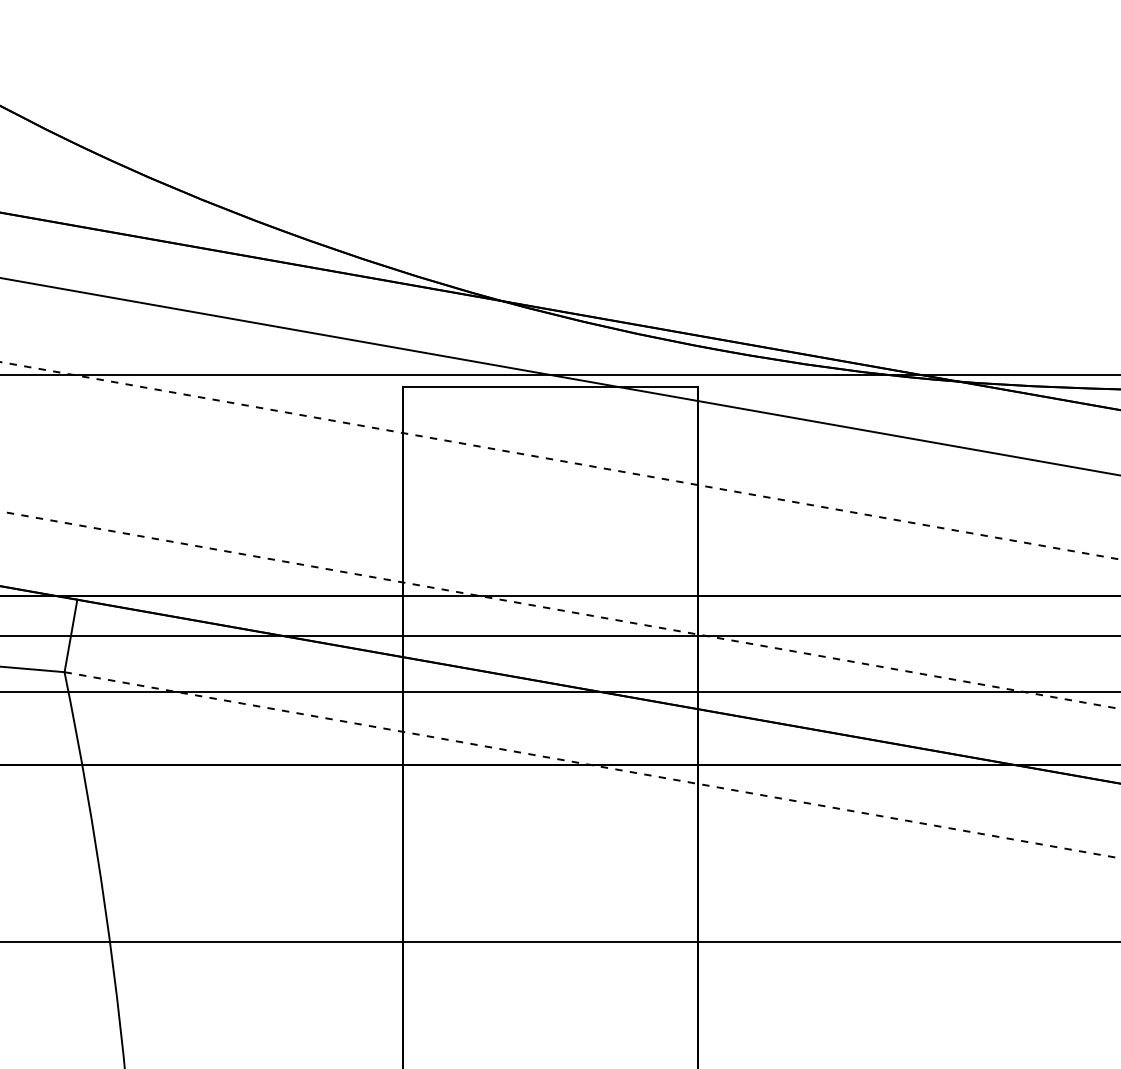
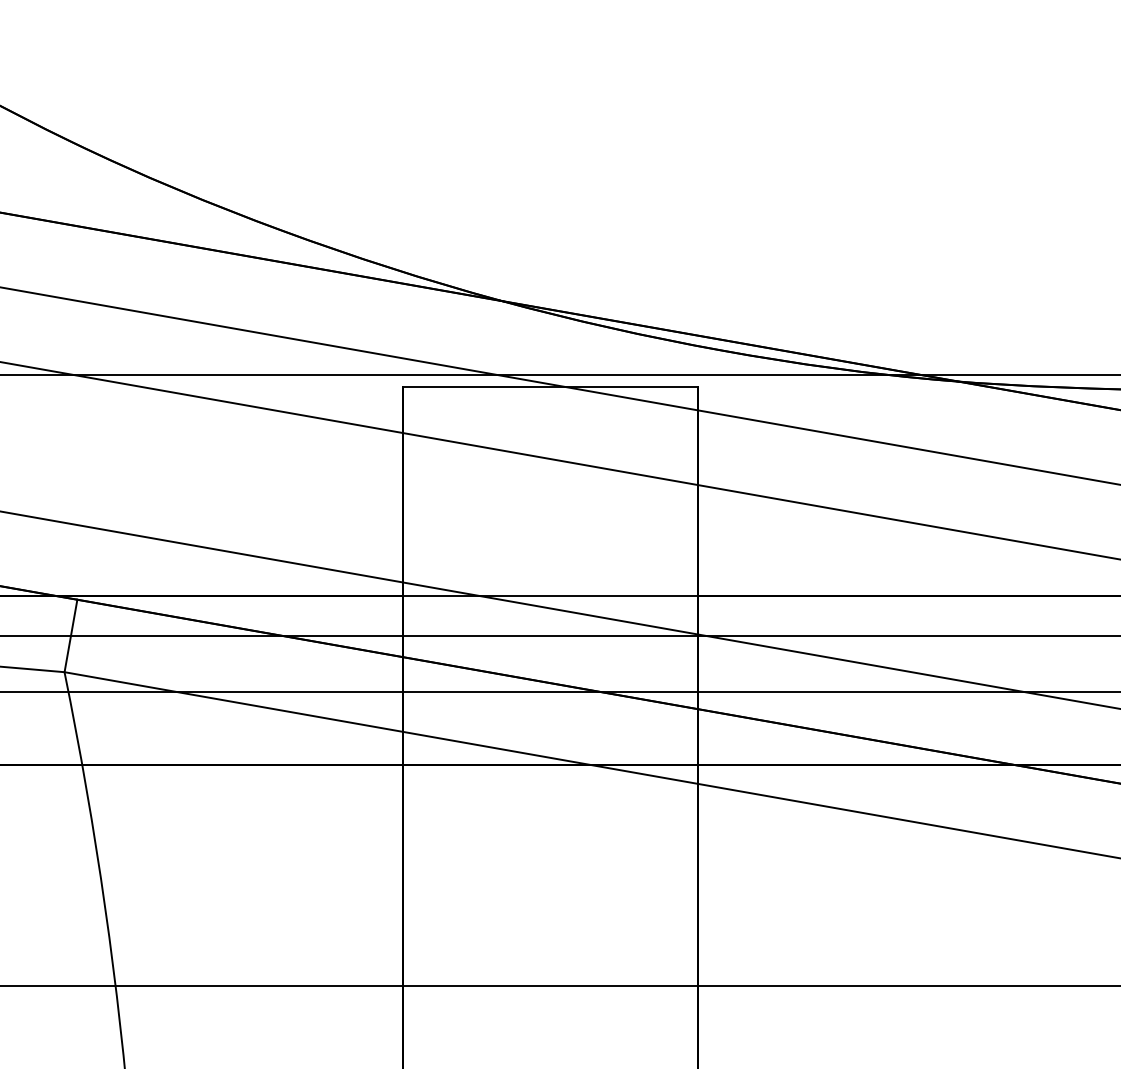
line position: (559, 376) -> (559, 385) (559, 385)
line: dashed -> solid (560, 460)
line: dashed -> solid (559, 610)
line: dashed -> solid (592, 765)
line position: (559, 941) -> (559, 985) (559, 985)
